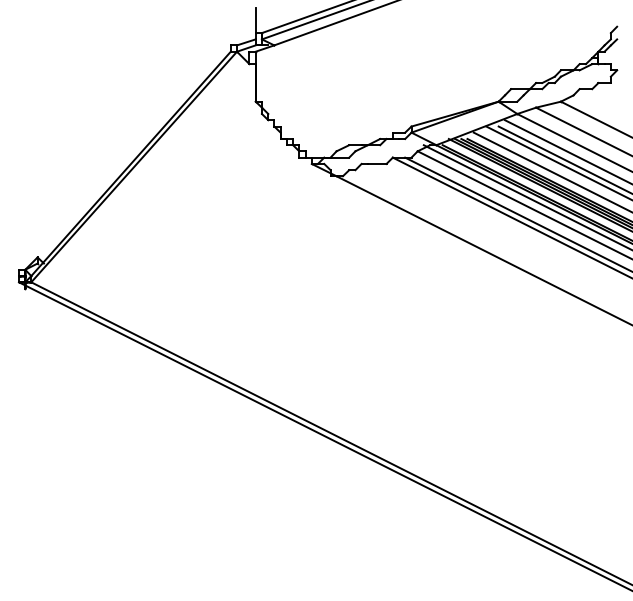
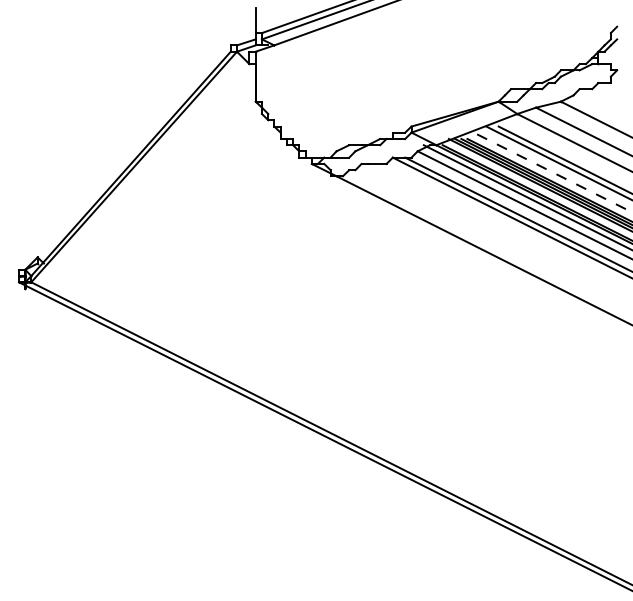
line: present -> none (566, 151)
line: solid -> dashed (553, 172)
